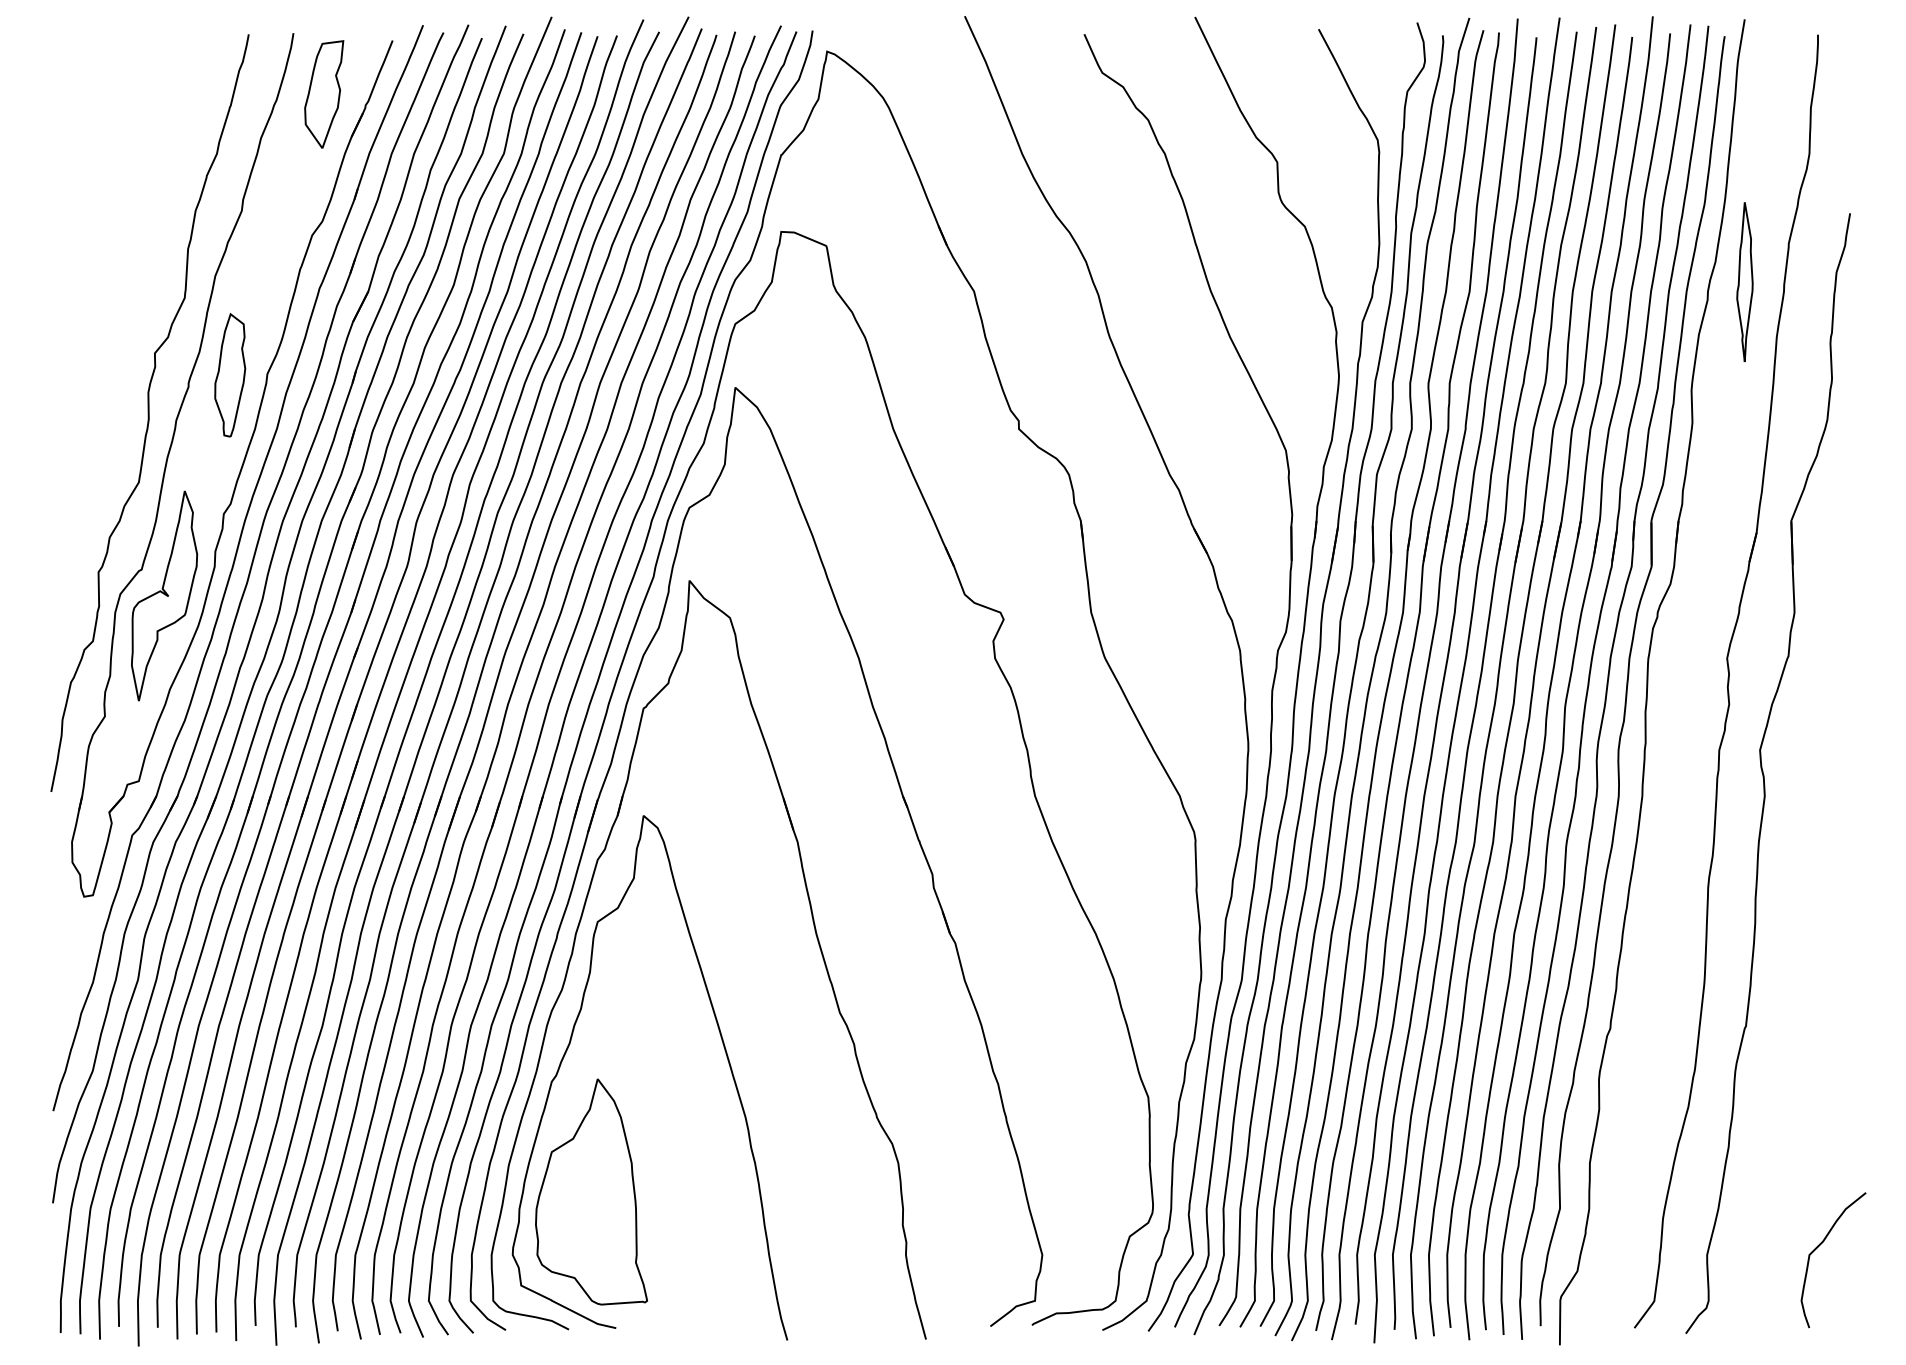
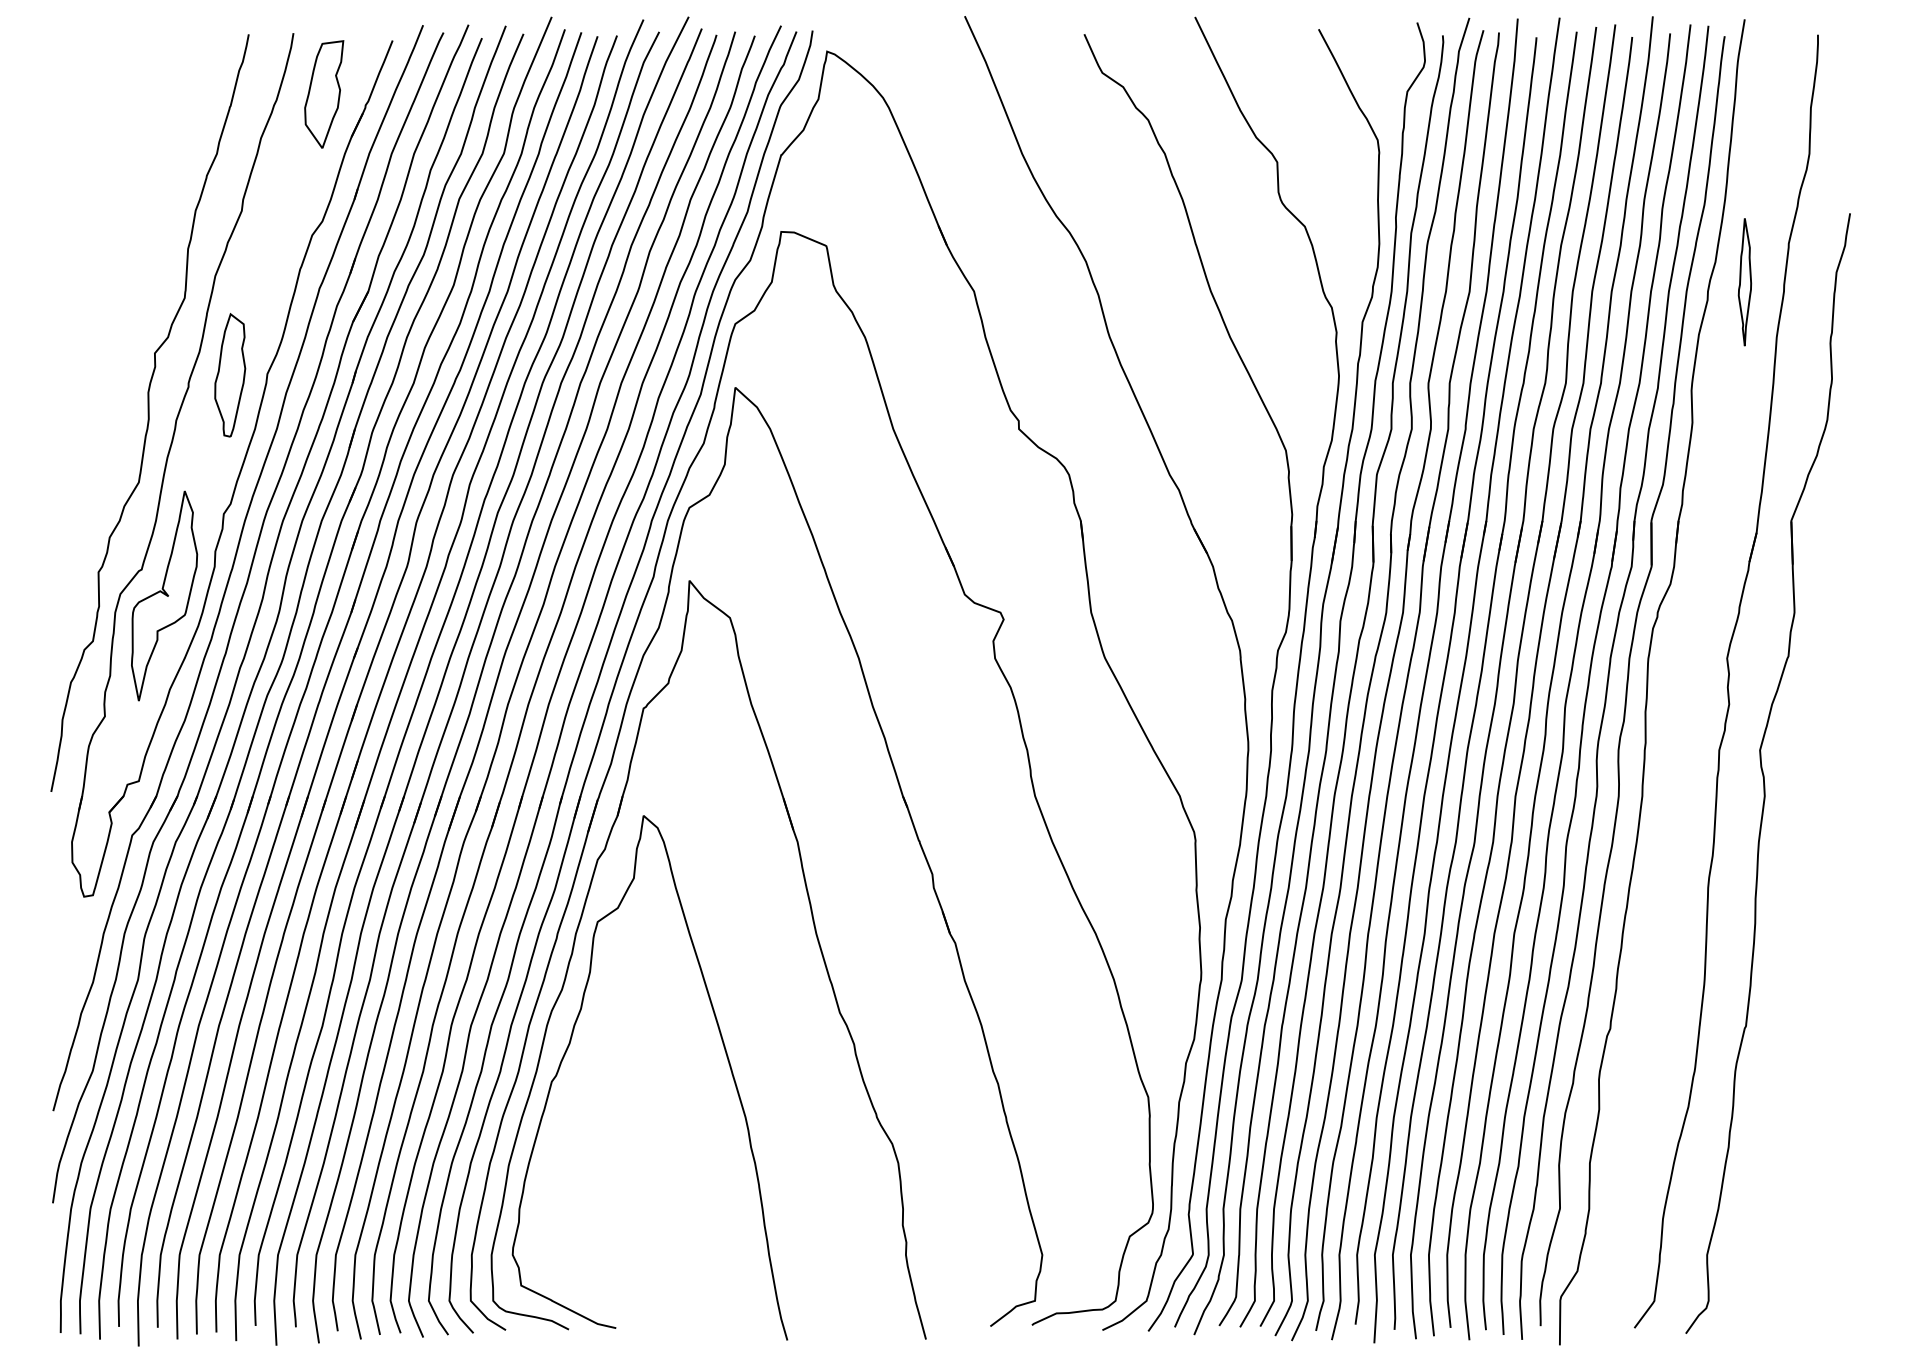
part size: 18x161 px -> 16x129 px (1744, 282)
part: present -> none (591, 1191)
curve: present -> none (1819, 1246)
